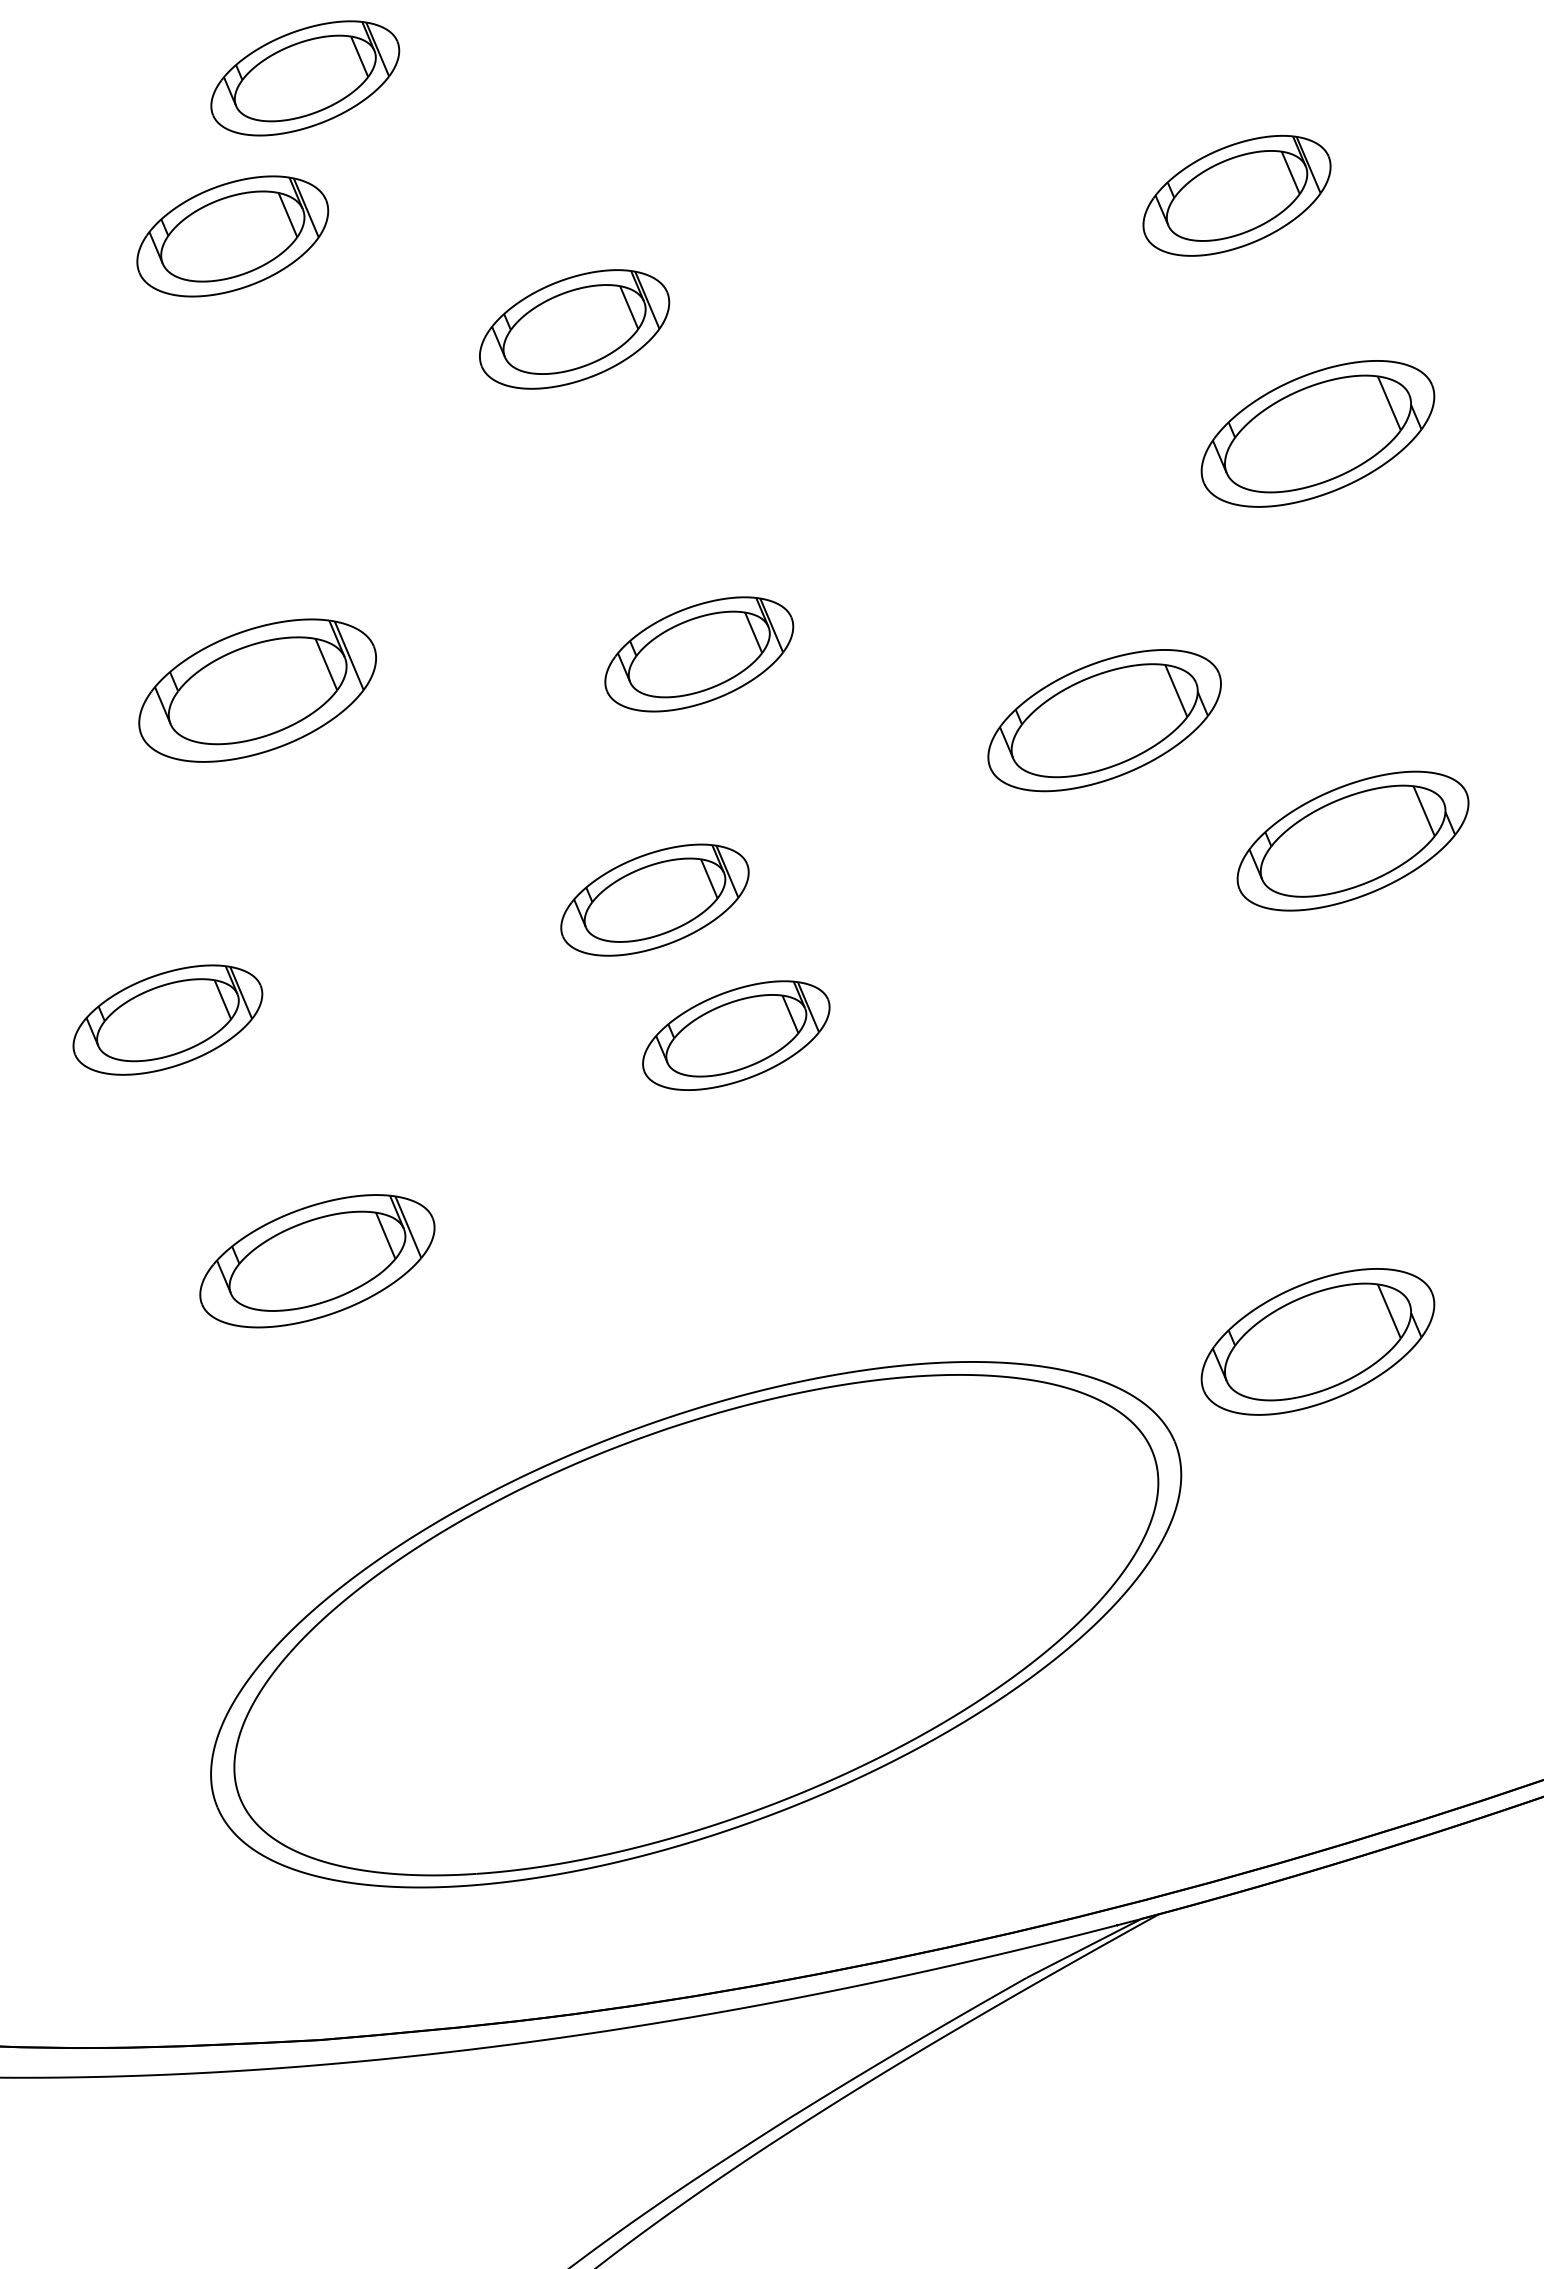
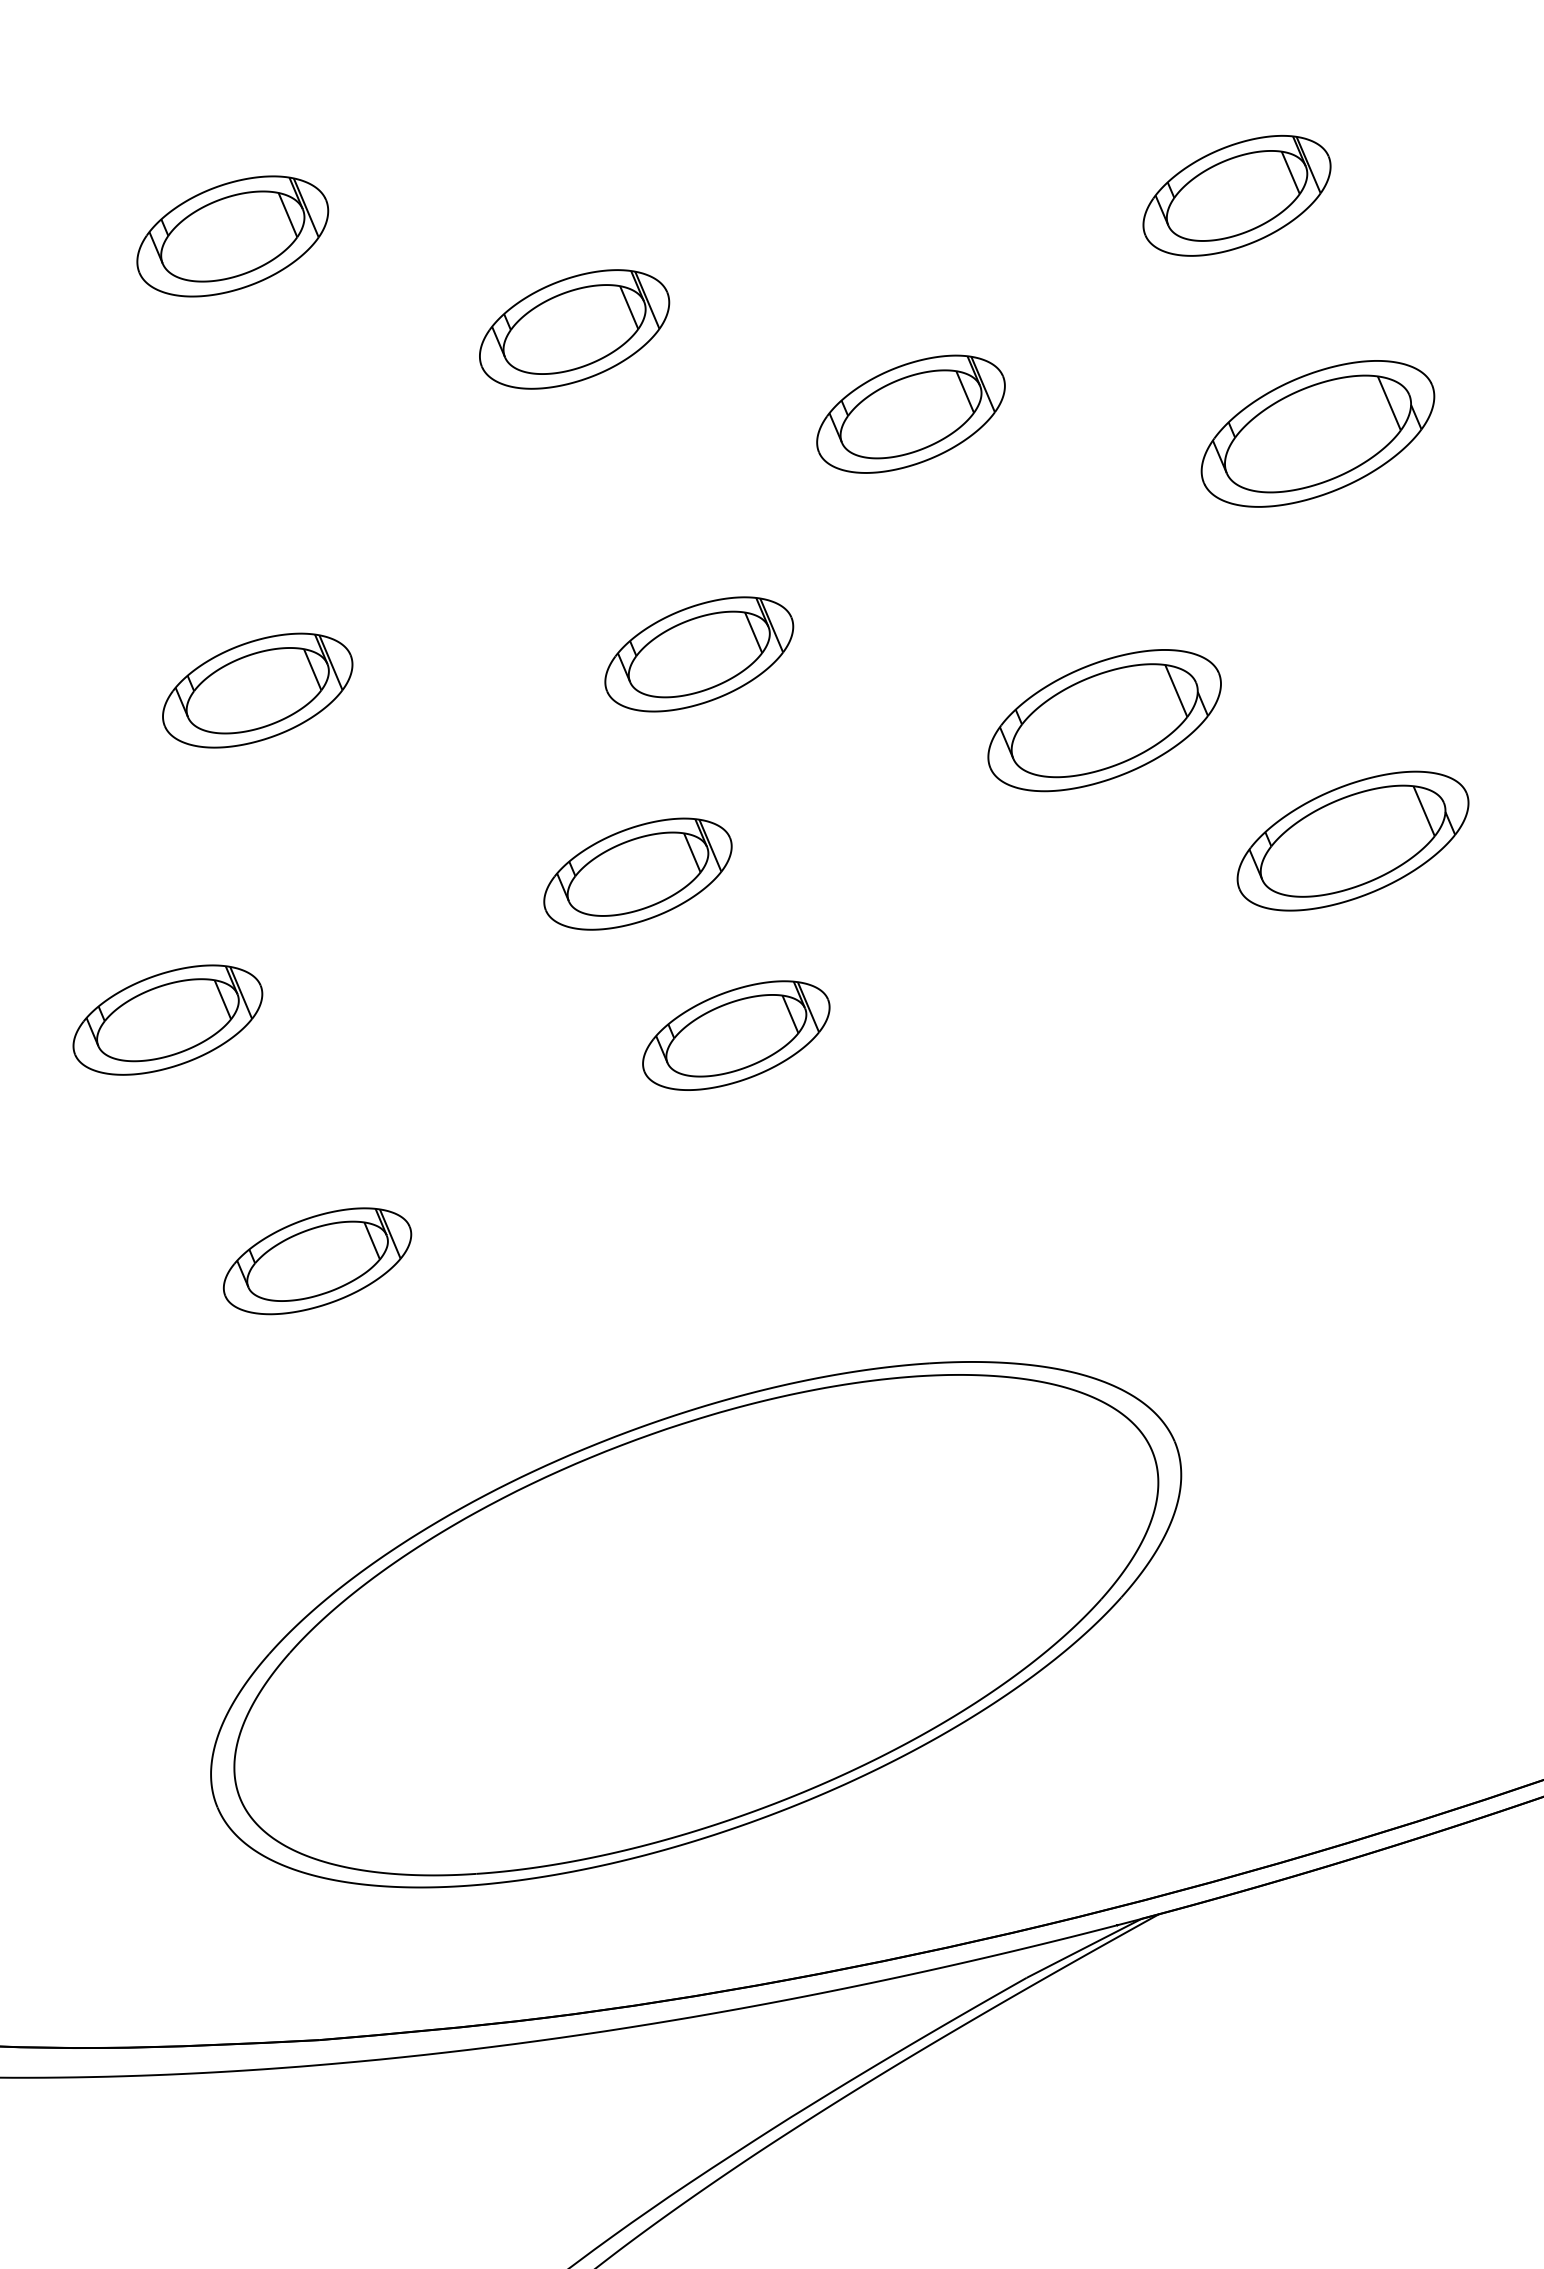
part: present -> none (305, 78)
part: none -> present (910, 413)
part size: 239x145 px -> 192x117 px (257, 690)
part position: (654, 899) -> (637, 873) (637, 873)
part size: 237x135 px -> 190x109 px (317, 1261)
part: present -> none (1317, 1341)
